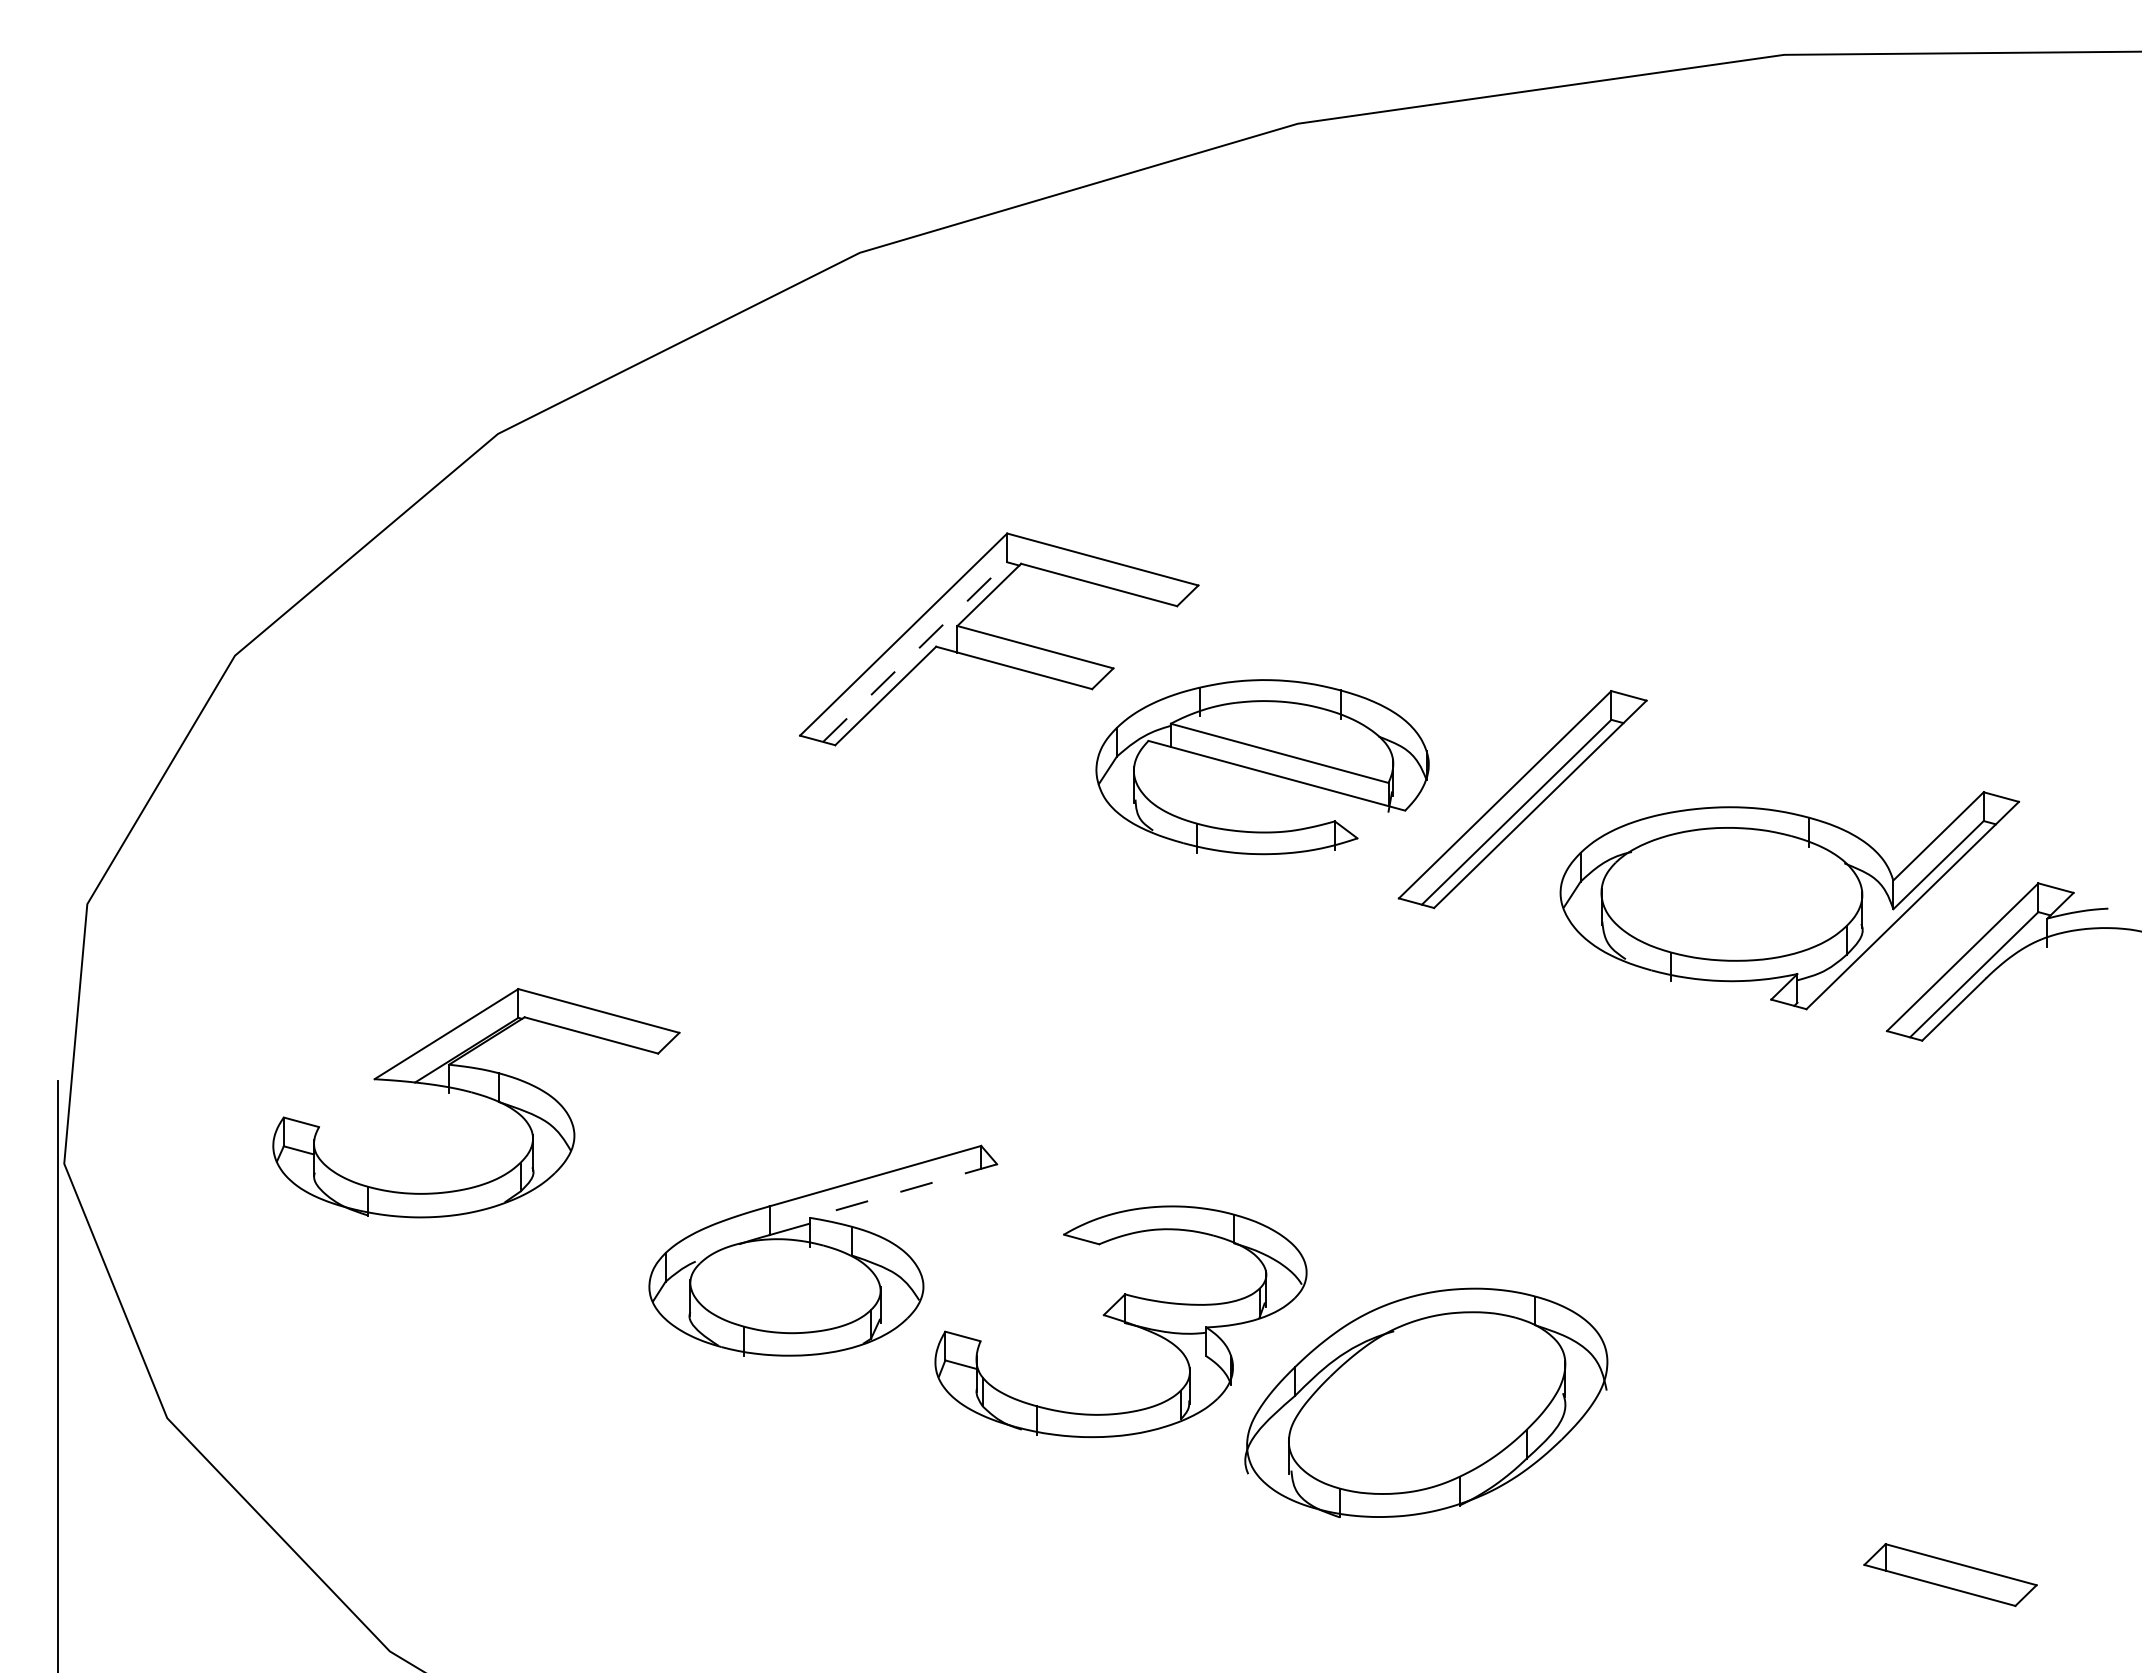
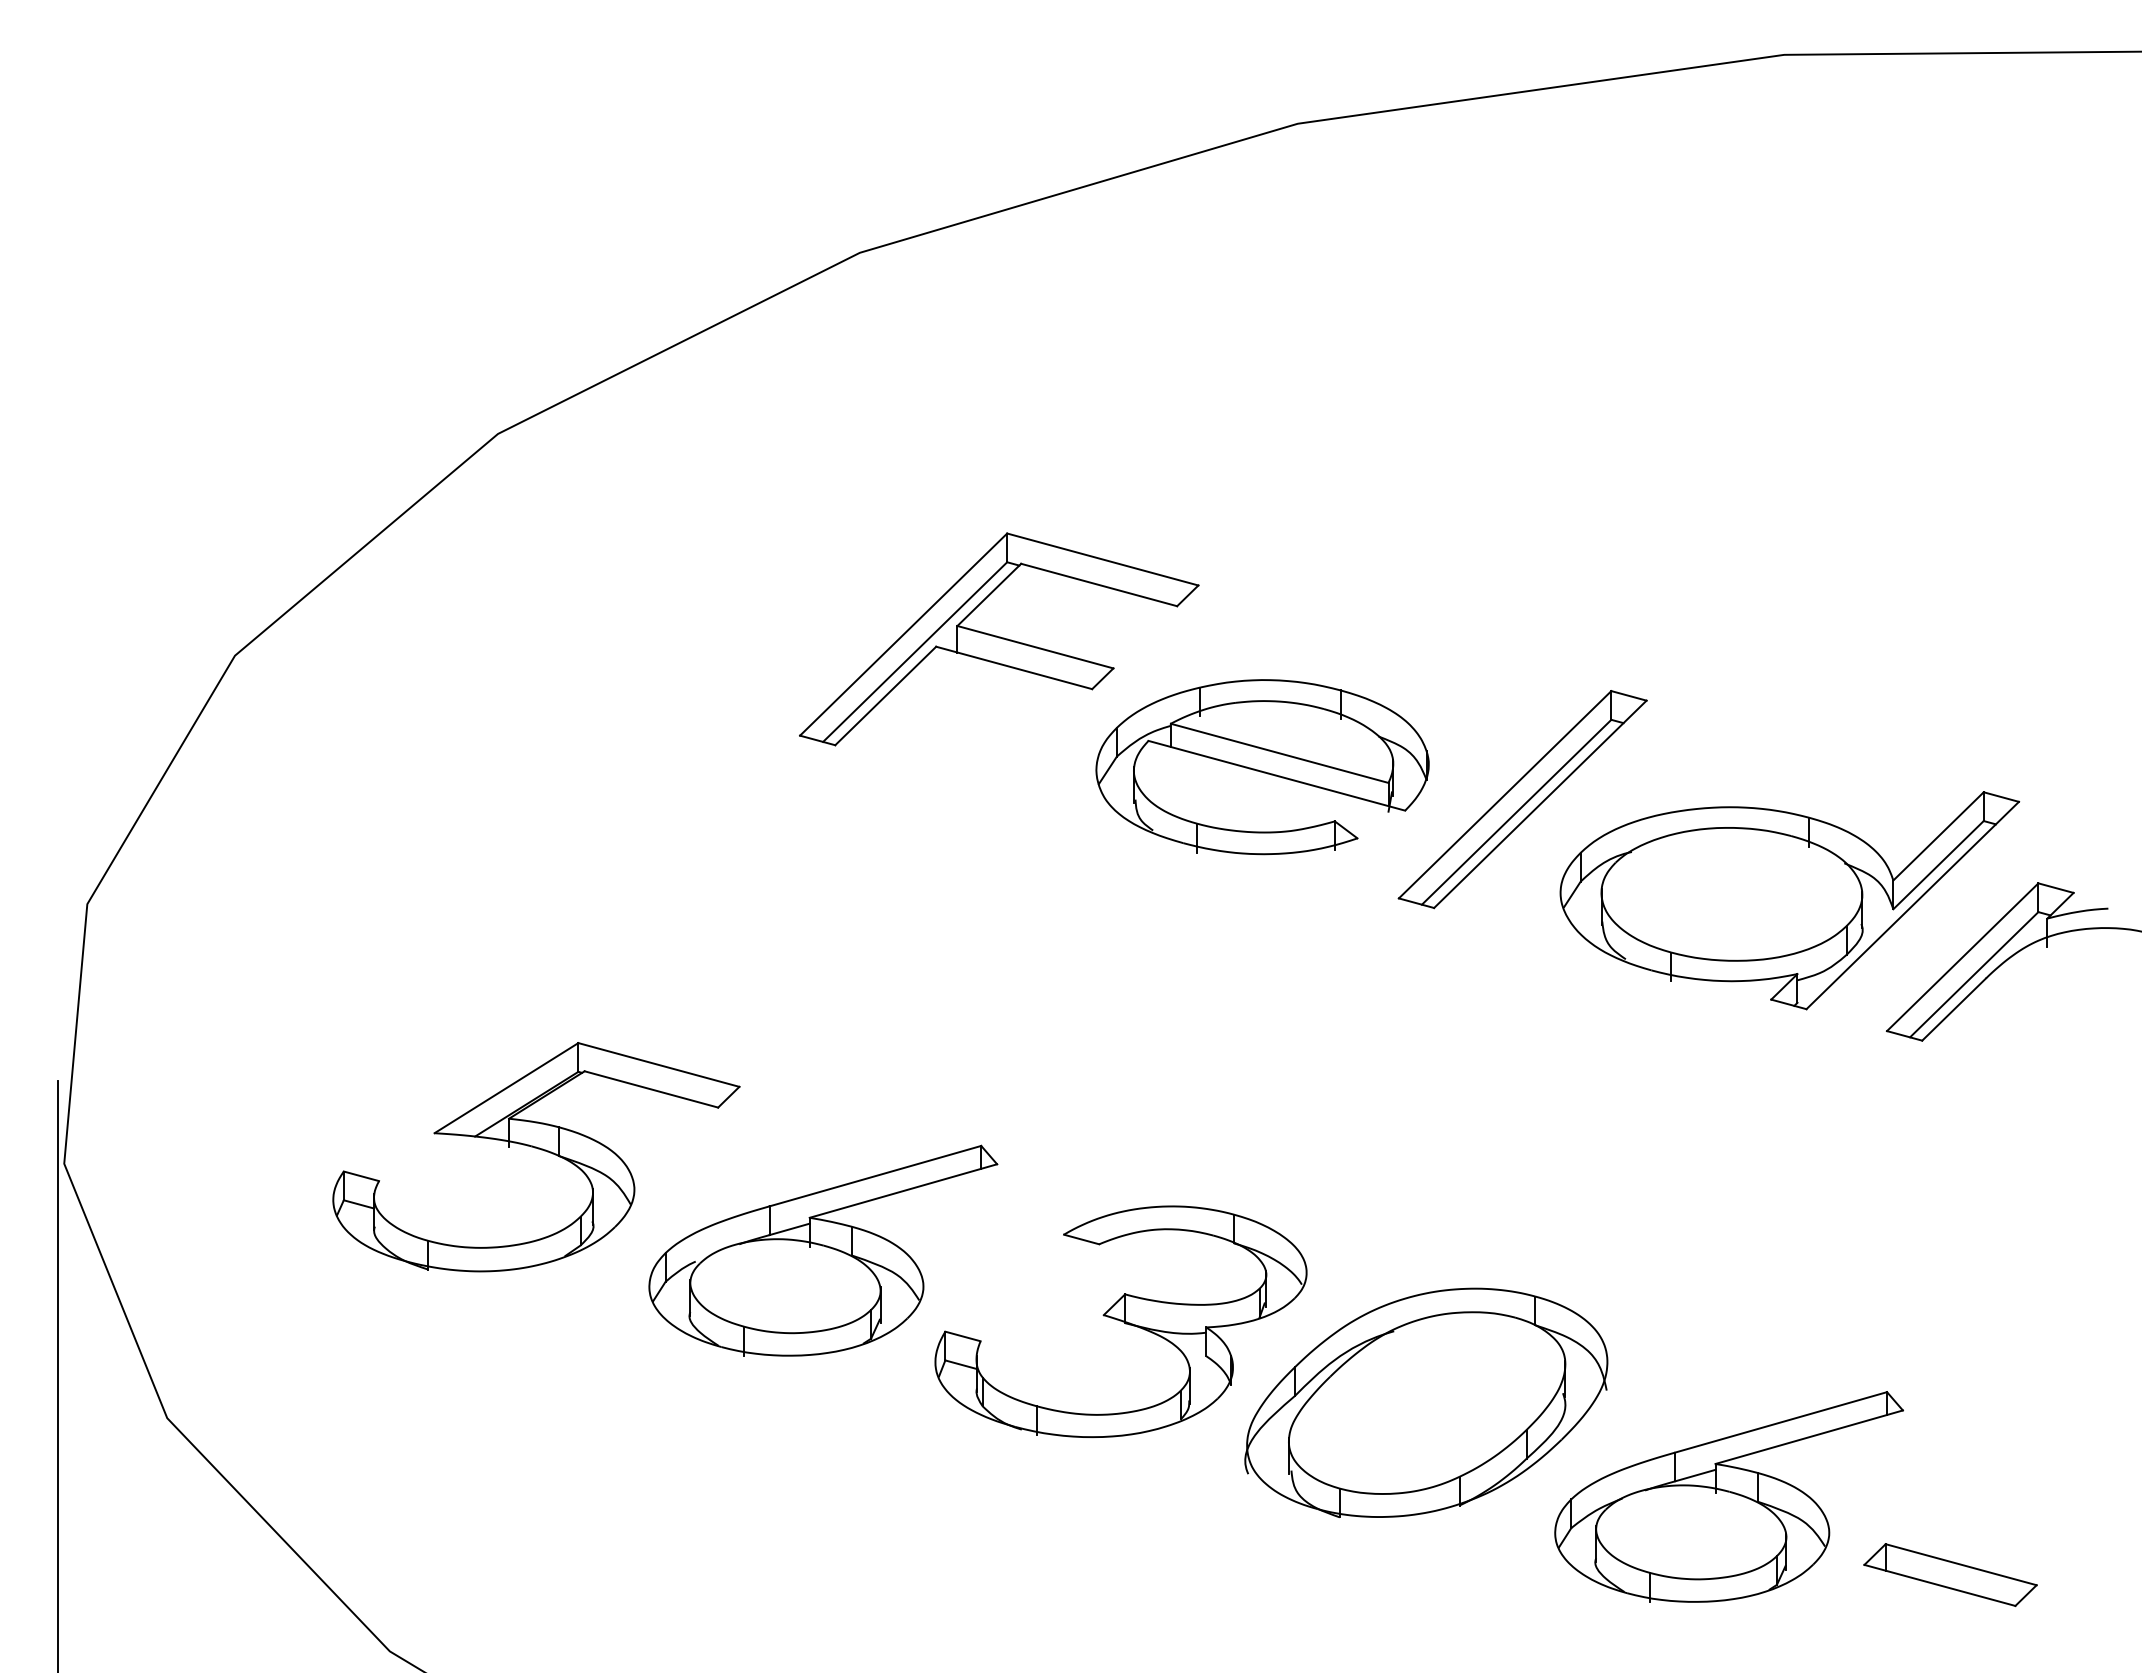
line: dashed -> solid (915, 652)
part position: (478, 1095) -> (538, 1149) (538, 1149)
line: dashed -> solid (902, 1191)
part: none -> present (1728, 1496)
